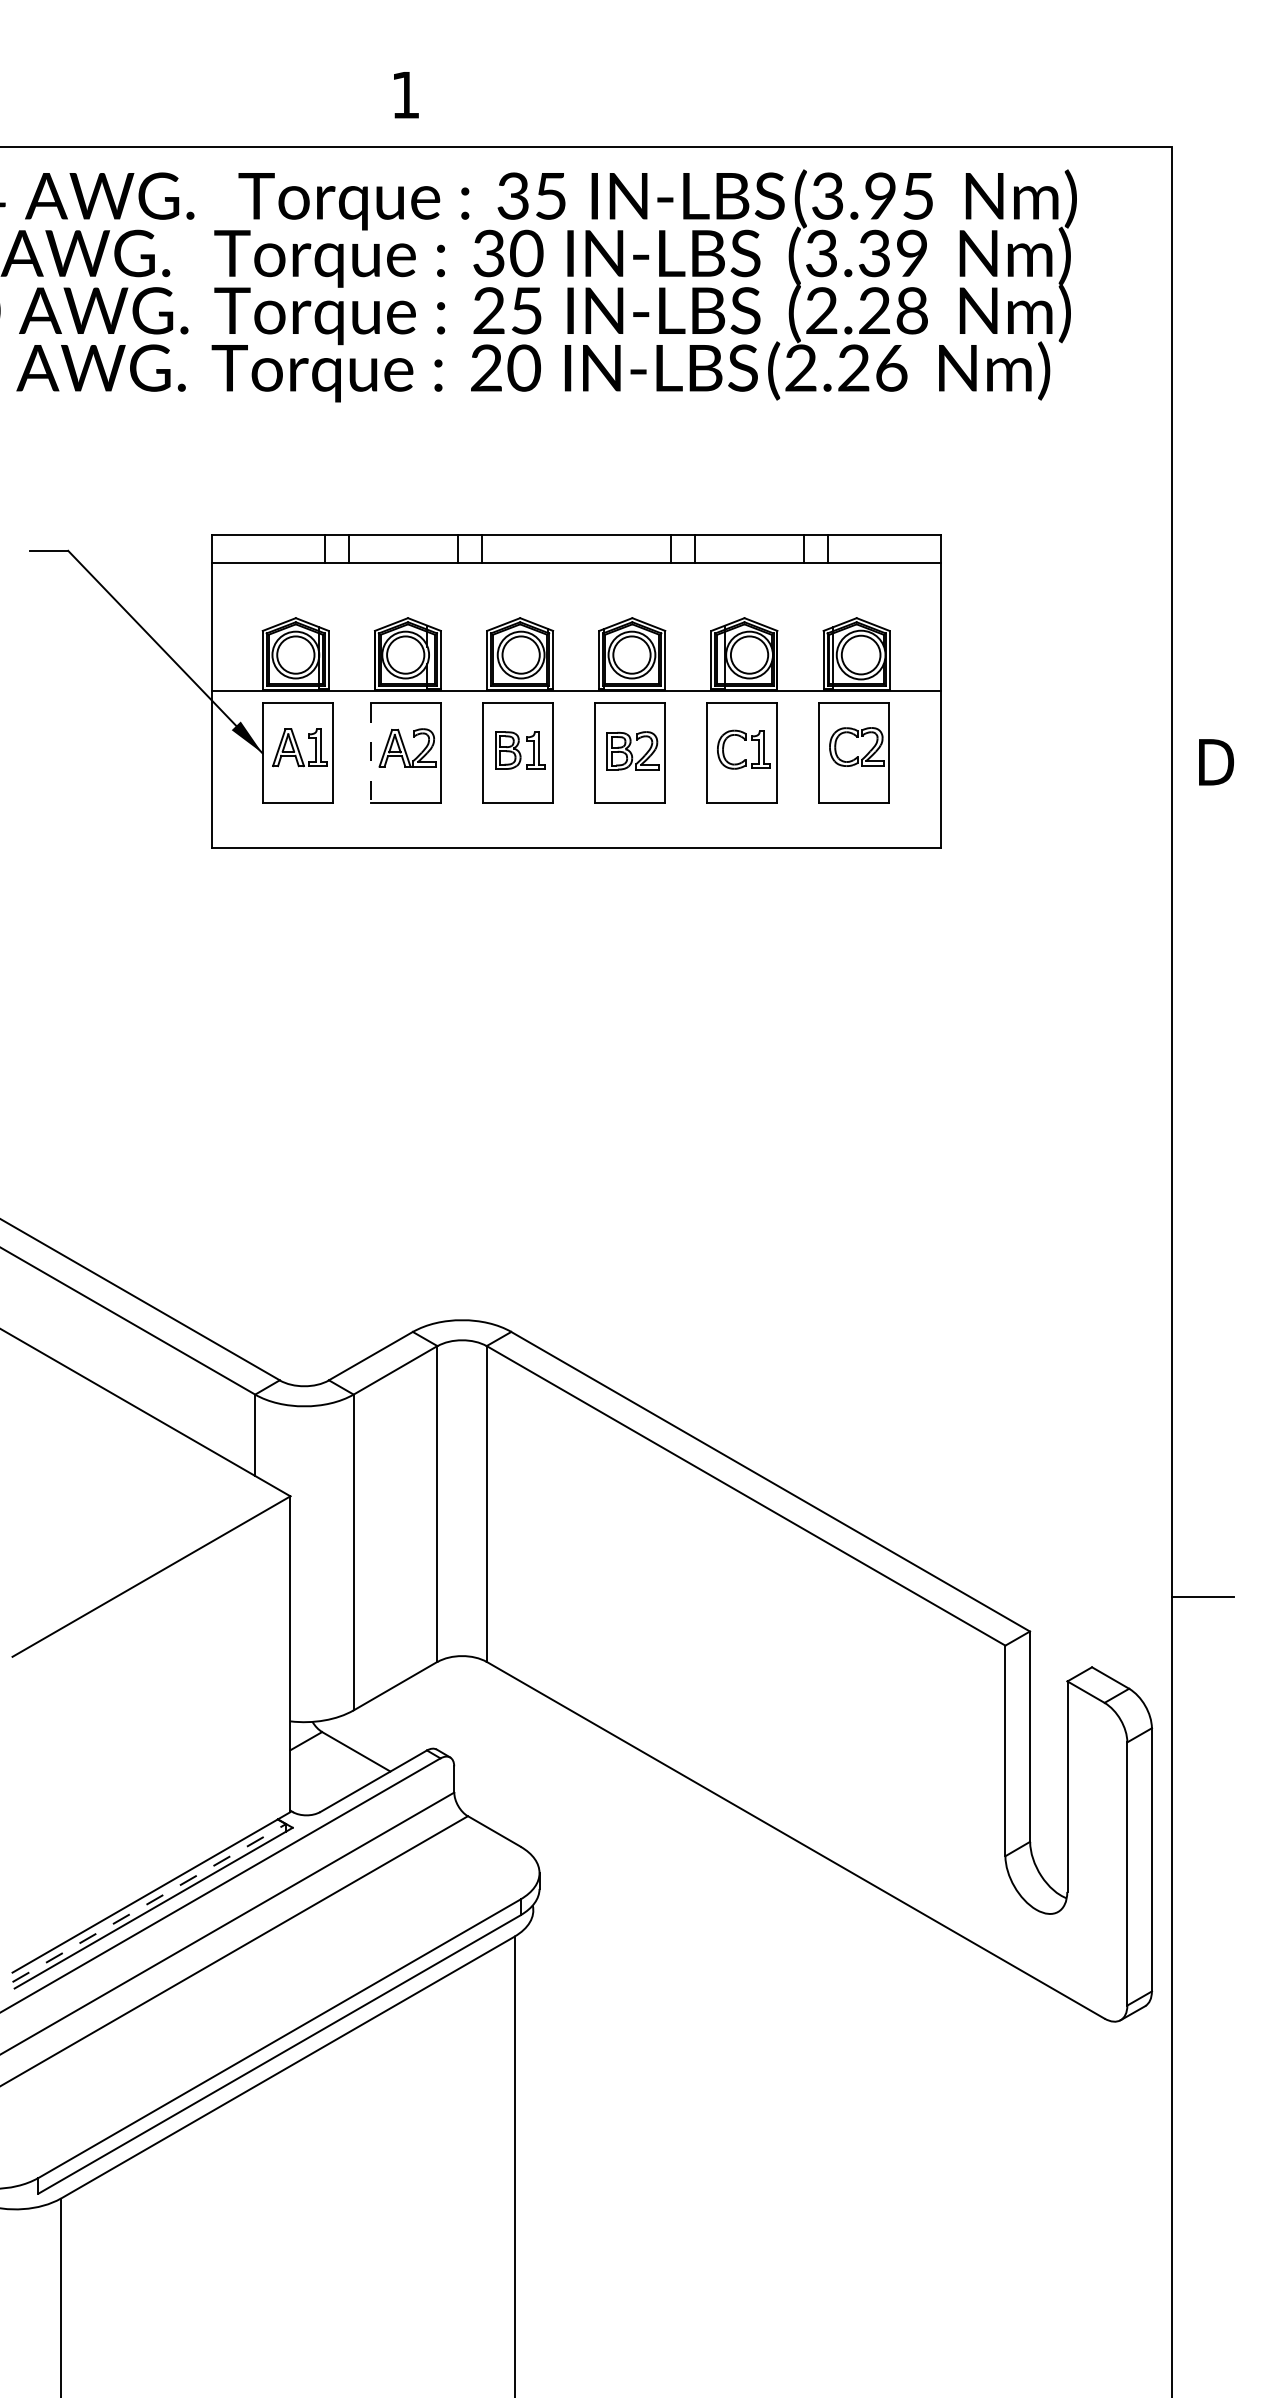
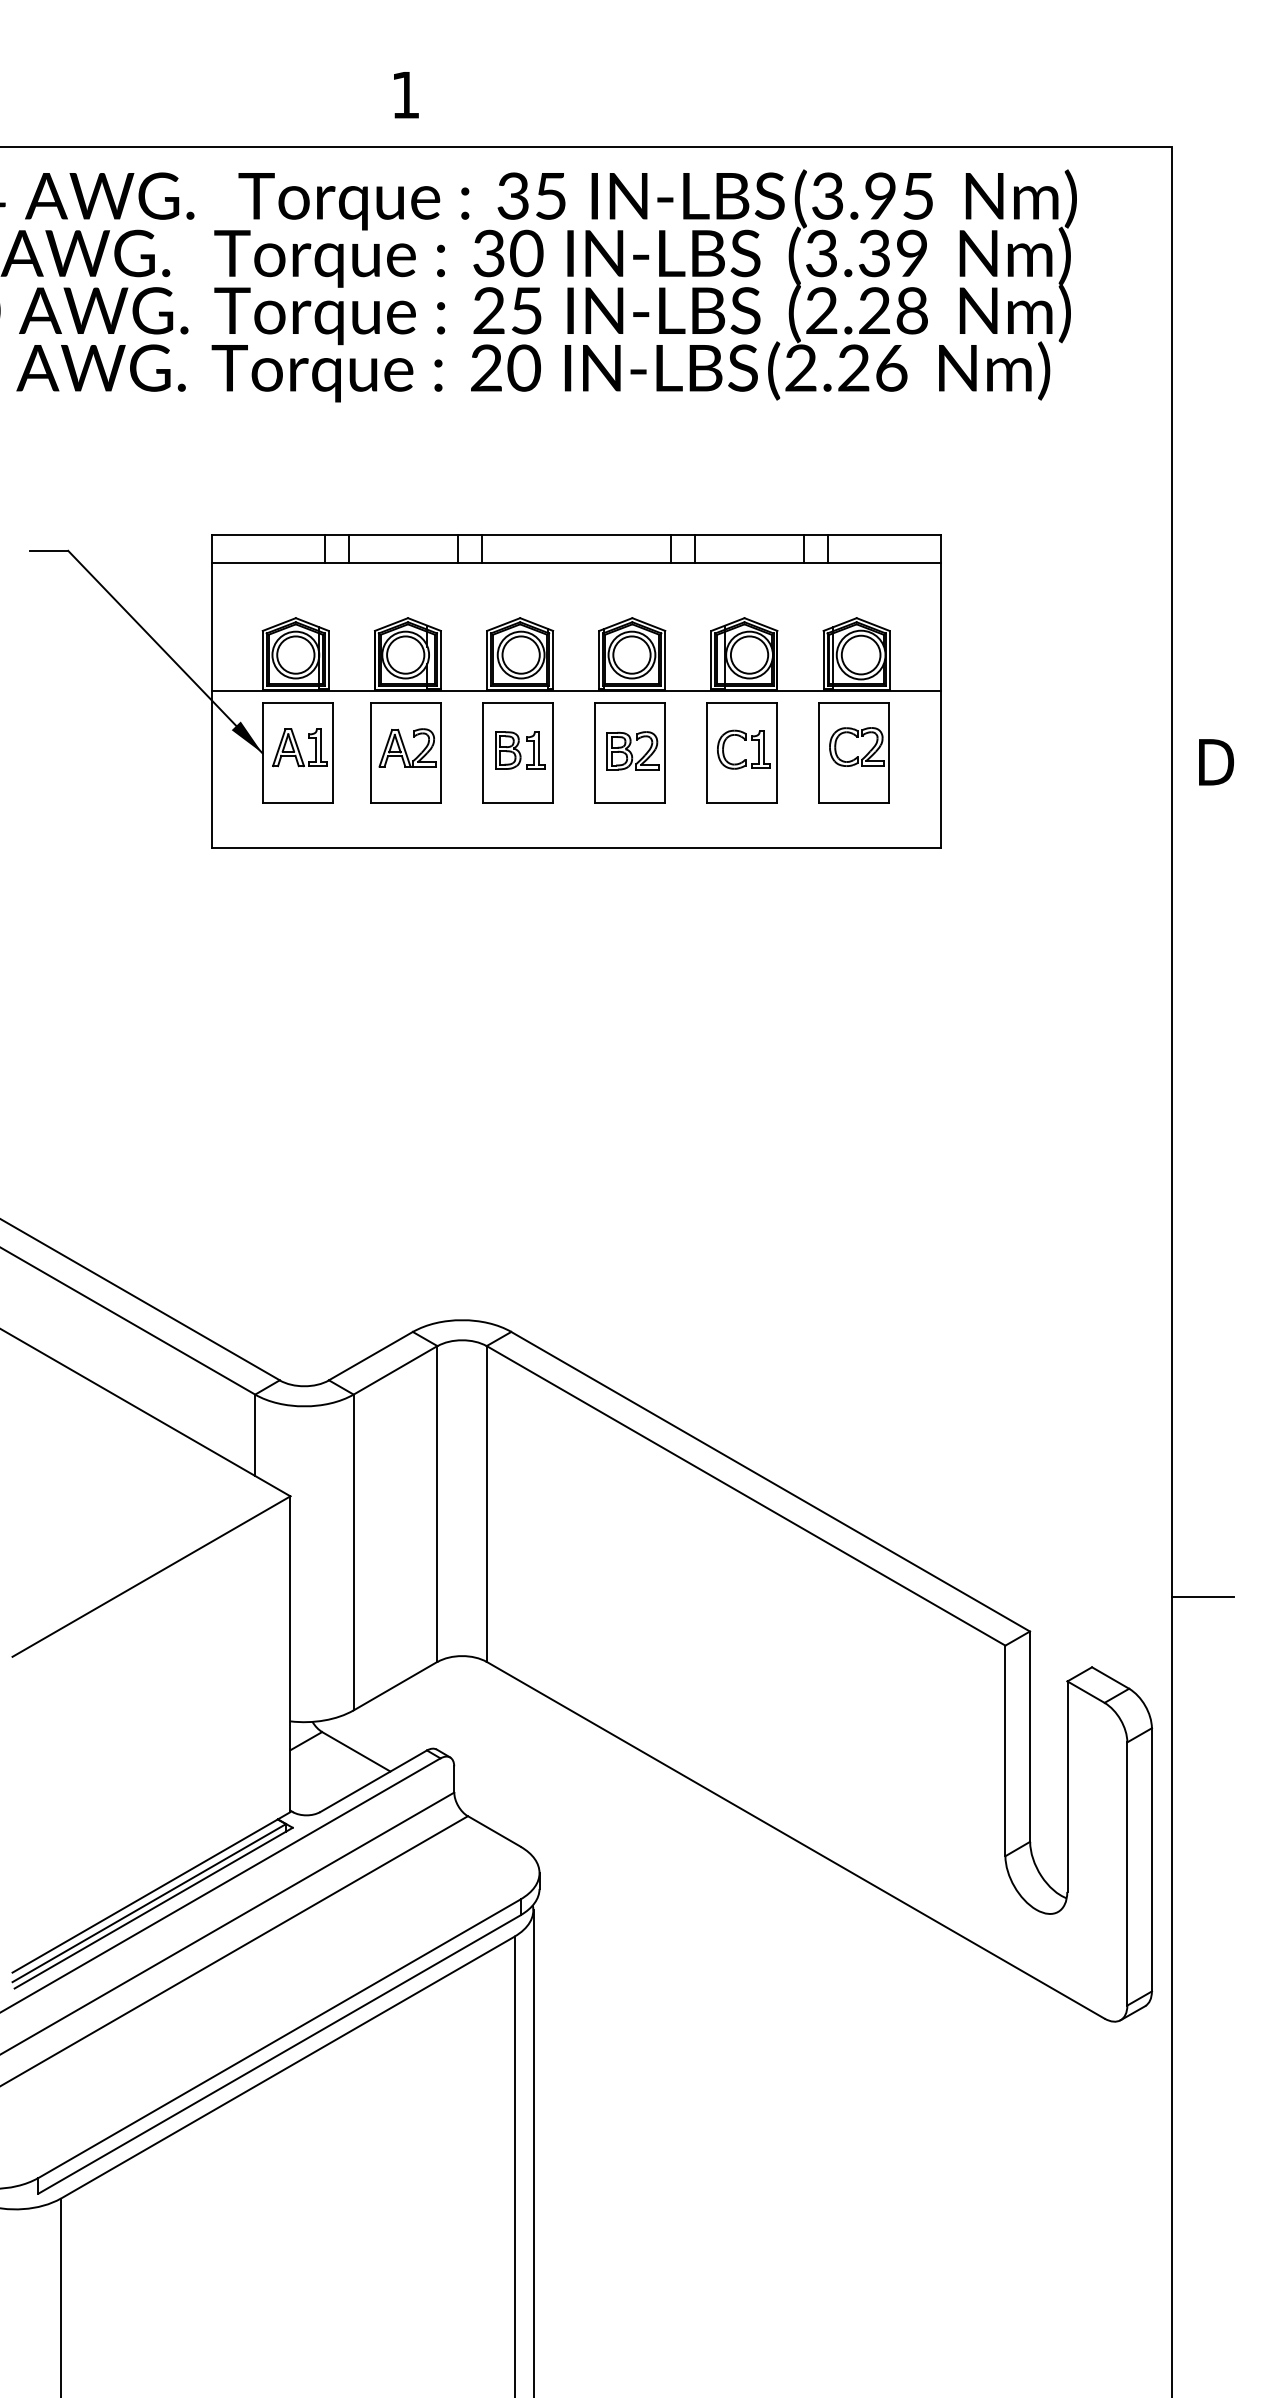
line: dashed -> solid (370, 753)
line: dashed -> solid (149, 1903)
line: none -> present (533, 2152)
